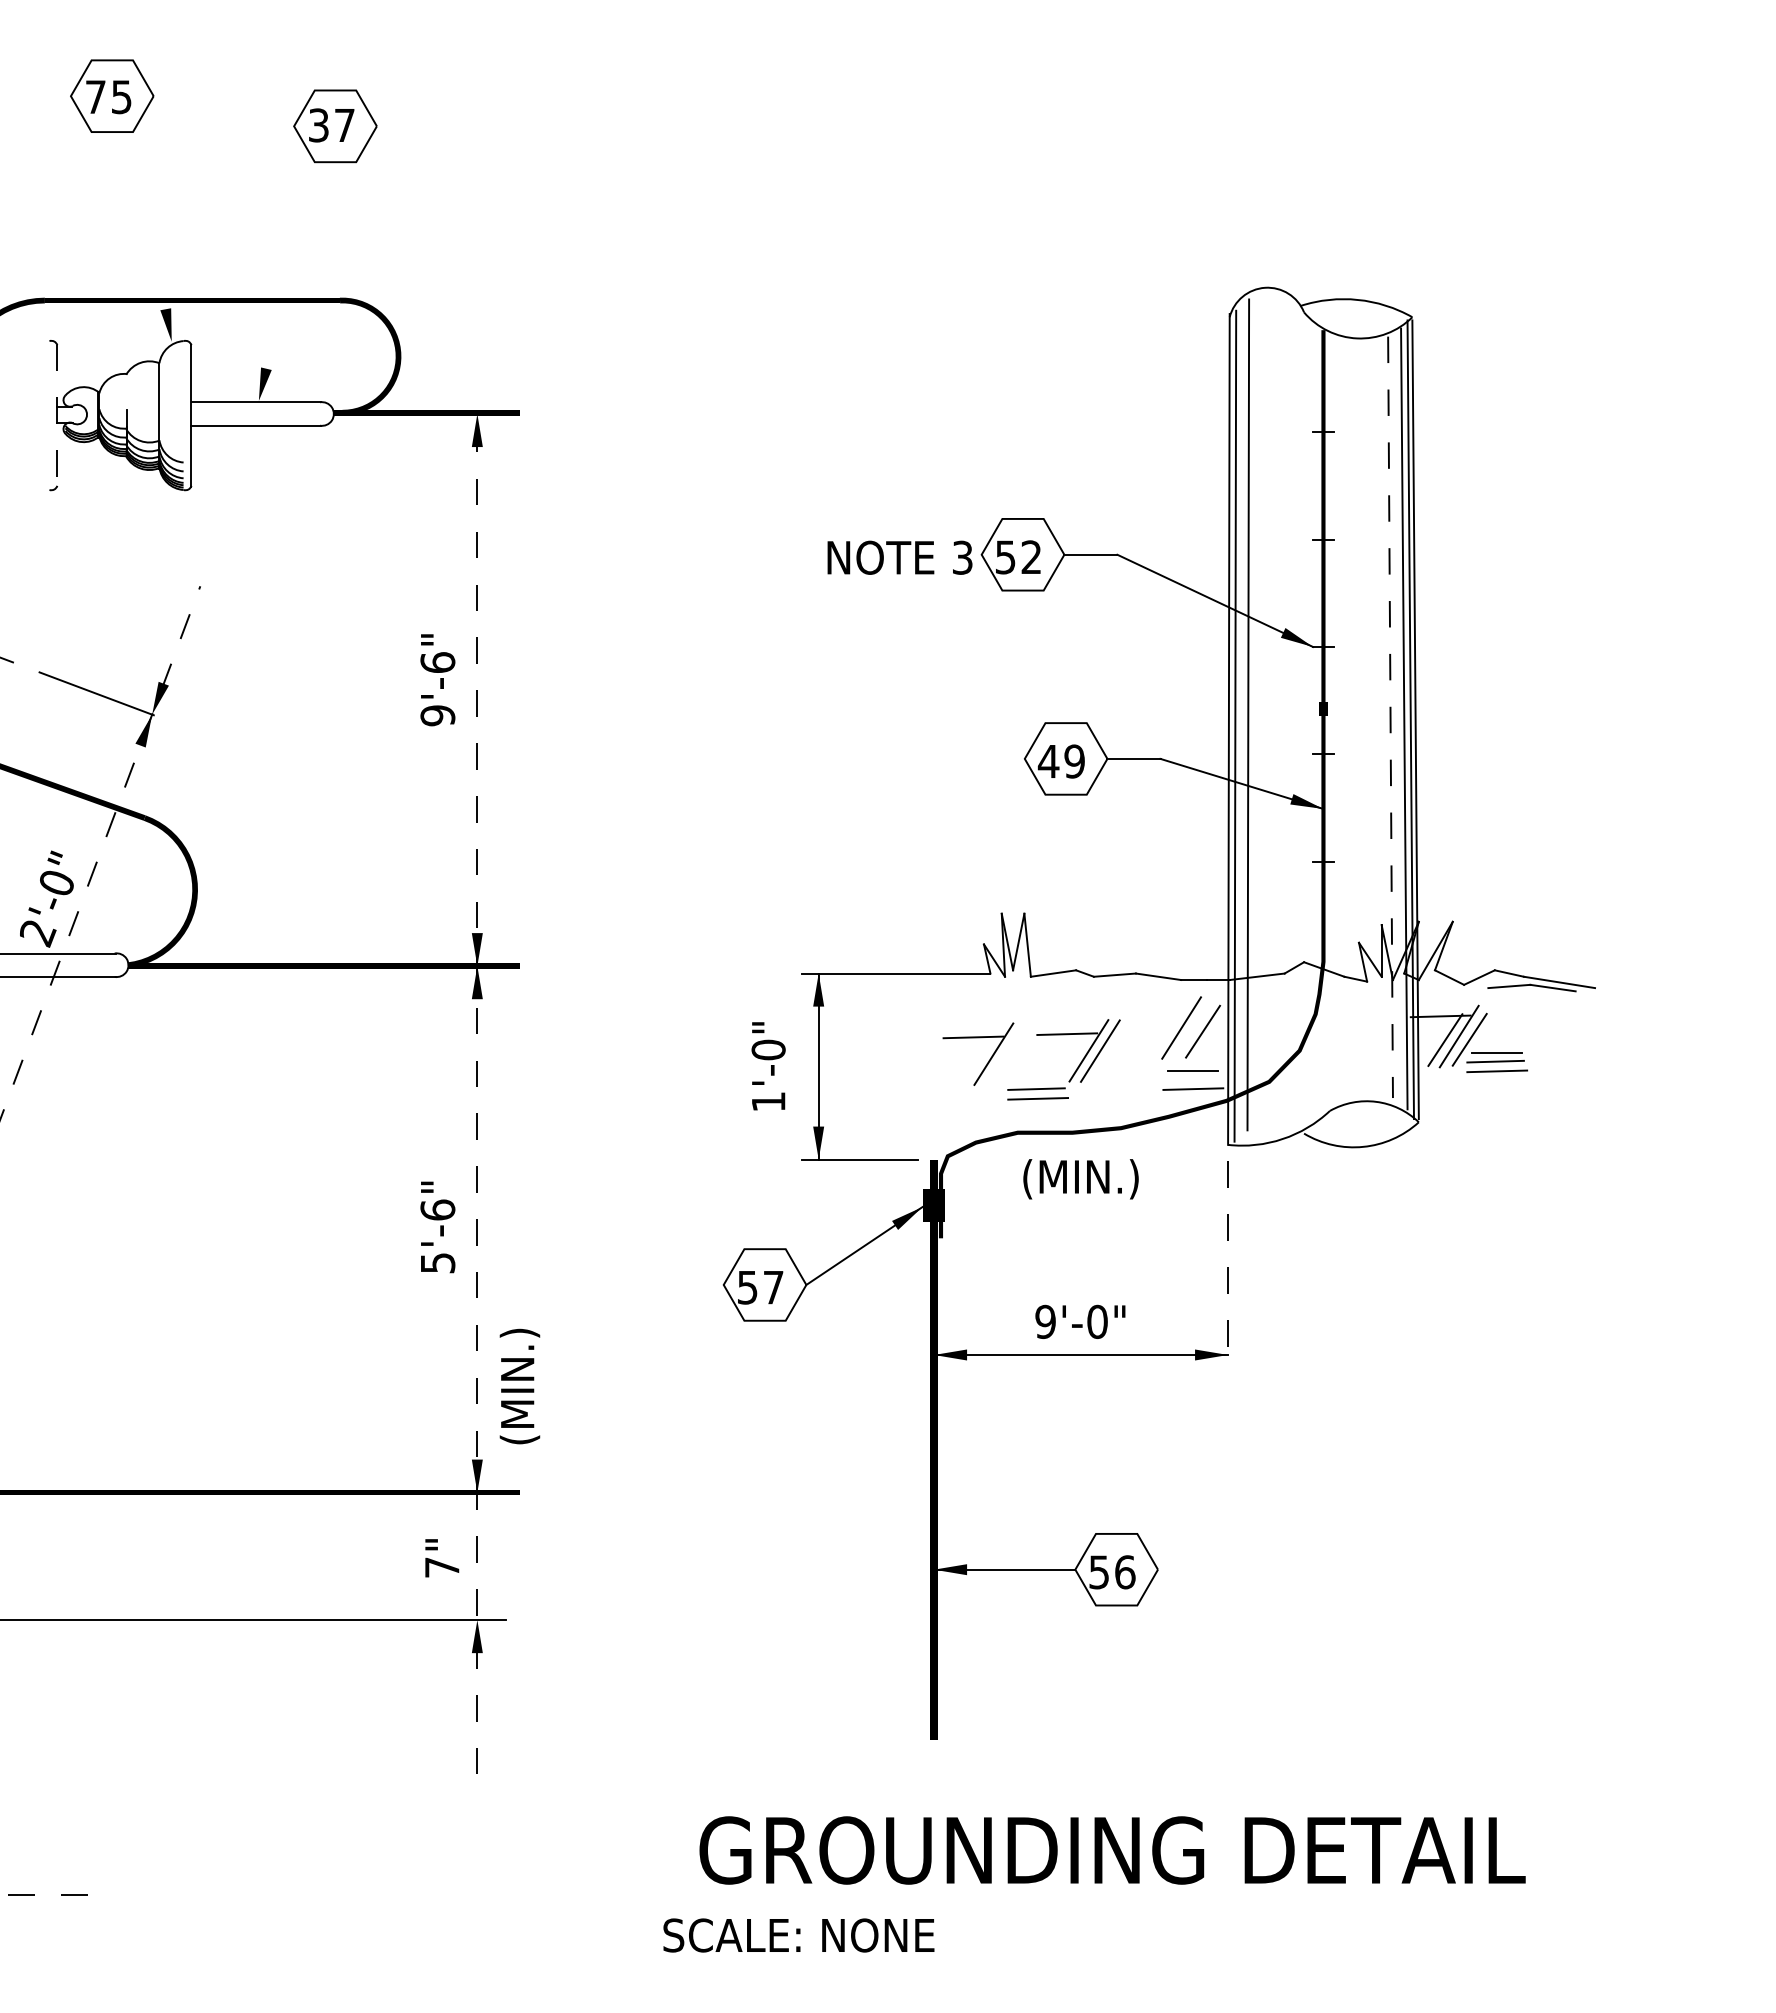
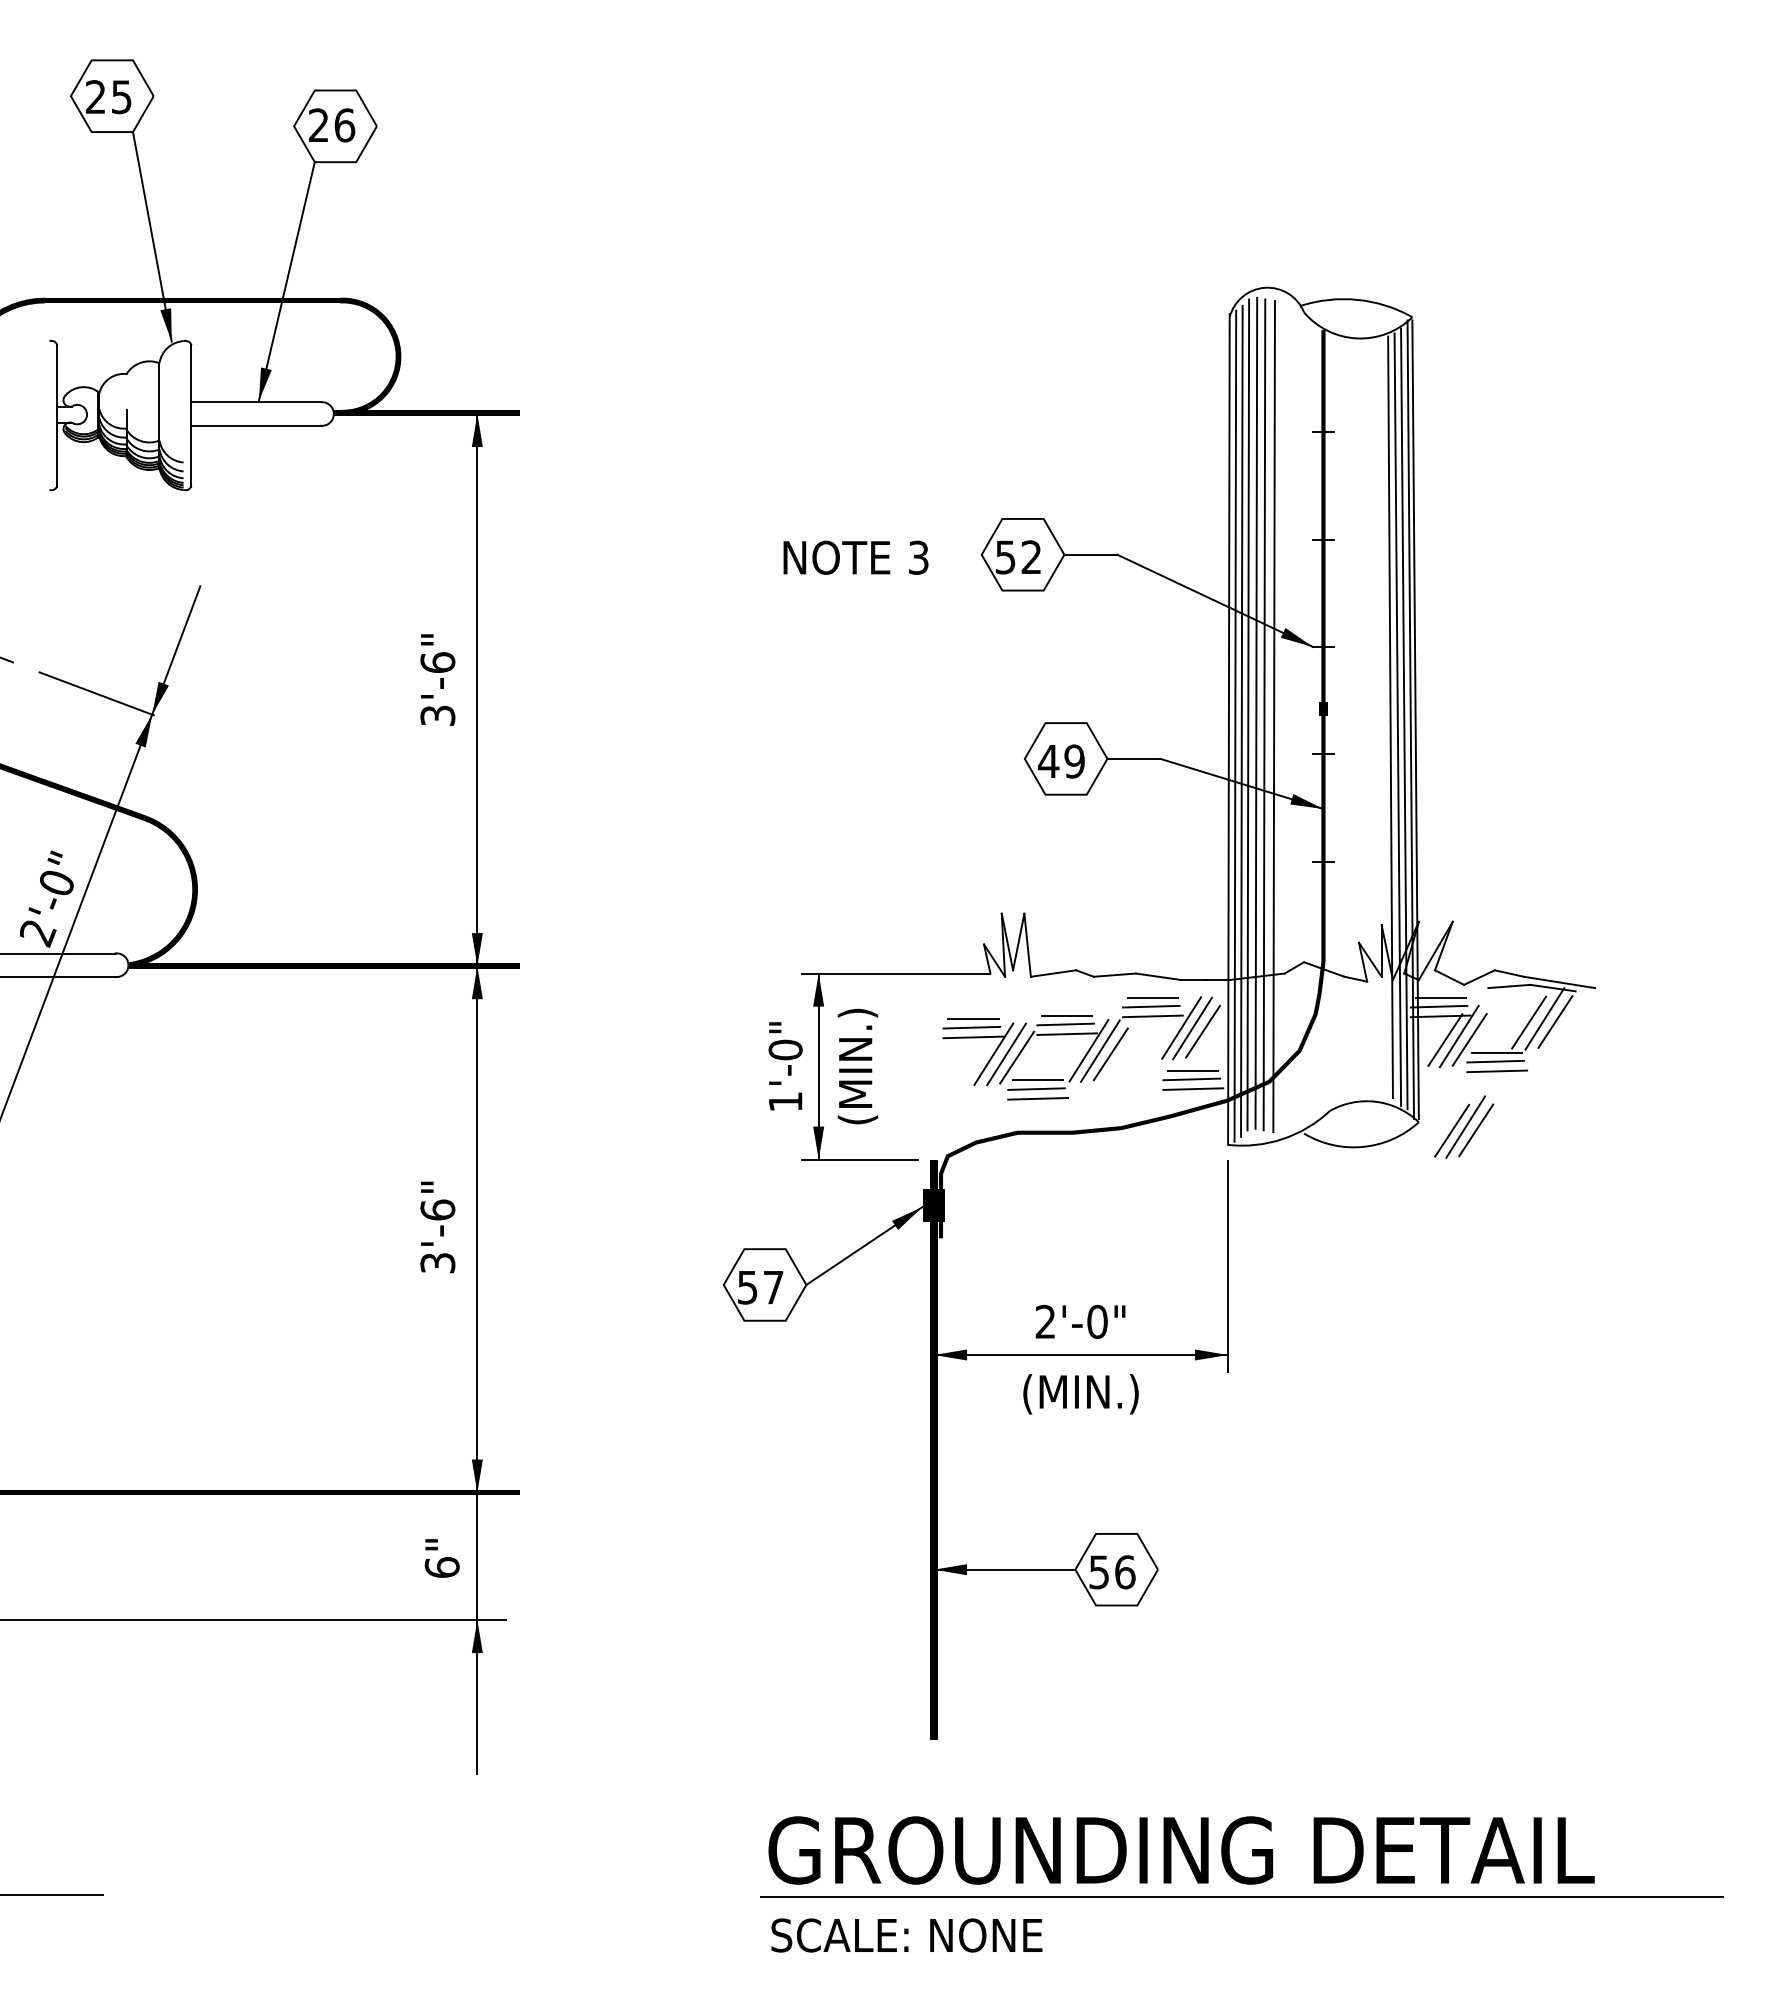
text: 75 -> 25 (95, 96)
text: 37 -> 26 (332, 125)
line: none -> present (152, 236)
line: none -> present (286, 281)
line: dashed -> solid (57, 415)
text position: (899, 557) -> (855, 557) (855, 557)
line: none -> present (1256, 712)
line: none -> present (1264, 714)
text: 9'-6" -> 3'-6" (437, 715)
line: none -> present (1273, 716)
line: dashed -> solid (1390, 717)
line: none -> present (1397, 719)
line: none -> present (1241, 720)
line: dashed -> solid (100, 852)
line: none -> present (1152, 997)
line: none -> present (1440, 997)
line: none -> present (1151, 1006)
line: none -> present (1438, 1006)
line: none -> present (1067, 1015)
line: none -> present (1152, 1016)
line: none -> present (973, 1018)
line: none -> present (1544, 1018)
line: none -> present (1555, 1021)
line: none -> present (1529, 1022)
line: none -> present (1065, 1024)
line: none -> present (971, 1027)
line: none -> present (1192, 1028)
line: none -> present (1006, 1054)
line: none -> present (1110, 1054)
line: none -> present (1017, 1057)
text position: (768, 1066) -> (785, 1066) (785, 1066)
line: none -> present (1191, 1079)
line: none -> present (1038, 1080)
line: dashed -> solid (477, 1093)
line: none -> present (1465, 1126)
line: none -> present (1452, 1130)
line: none -> present (1476, 1130)
text position: (1080, 1179) -> (1080, 1394) (1080, 1394)
text: 5'-6" -> 3'-6" (437, 1262)
line: dashed -> solid (1228, 1266)
text: 9'-0" -> 2'-0" (1045, 1322)
text position: (519, 1386) -> (857, 1066) (857, 1066)
text: 7" -> 6" (441, 1567)
text position: (1112, 1850) -> (1181, 1850) (1181, 1850)
line: dashed -> solid (51, 1894)
line: none -> present (1241, 1896)
text position: (798, 1935) -> (906, 1935) (906, 1935)
